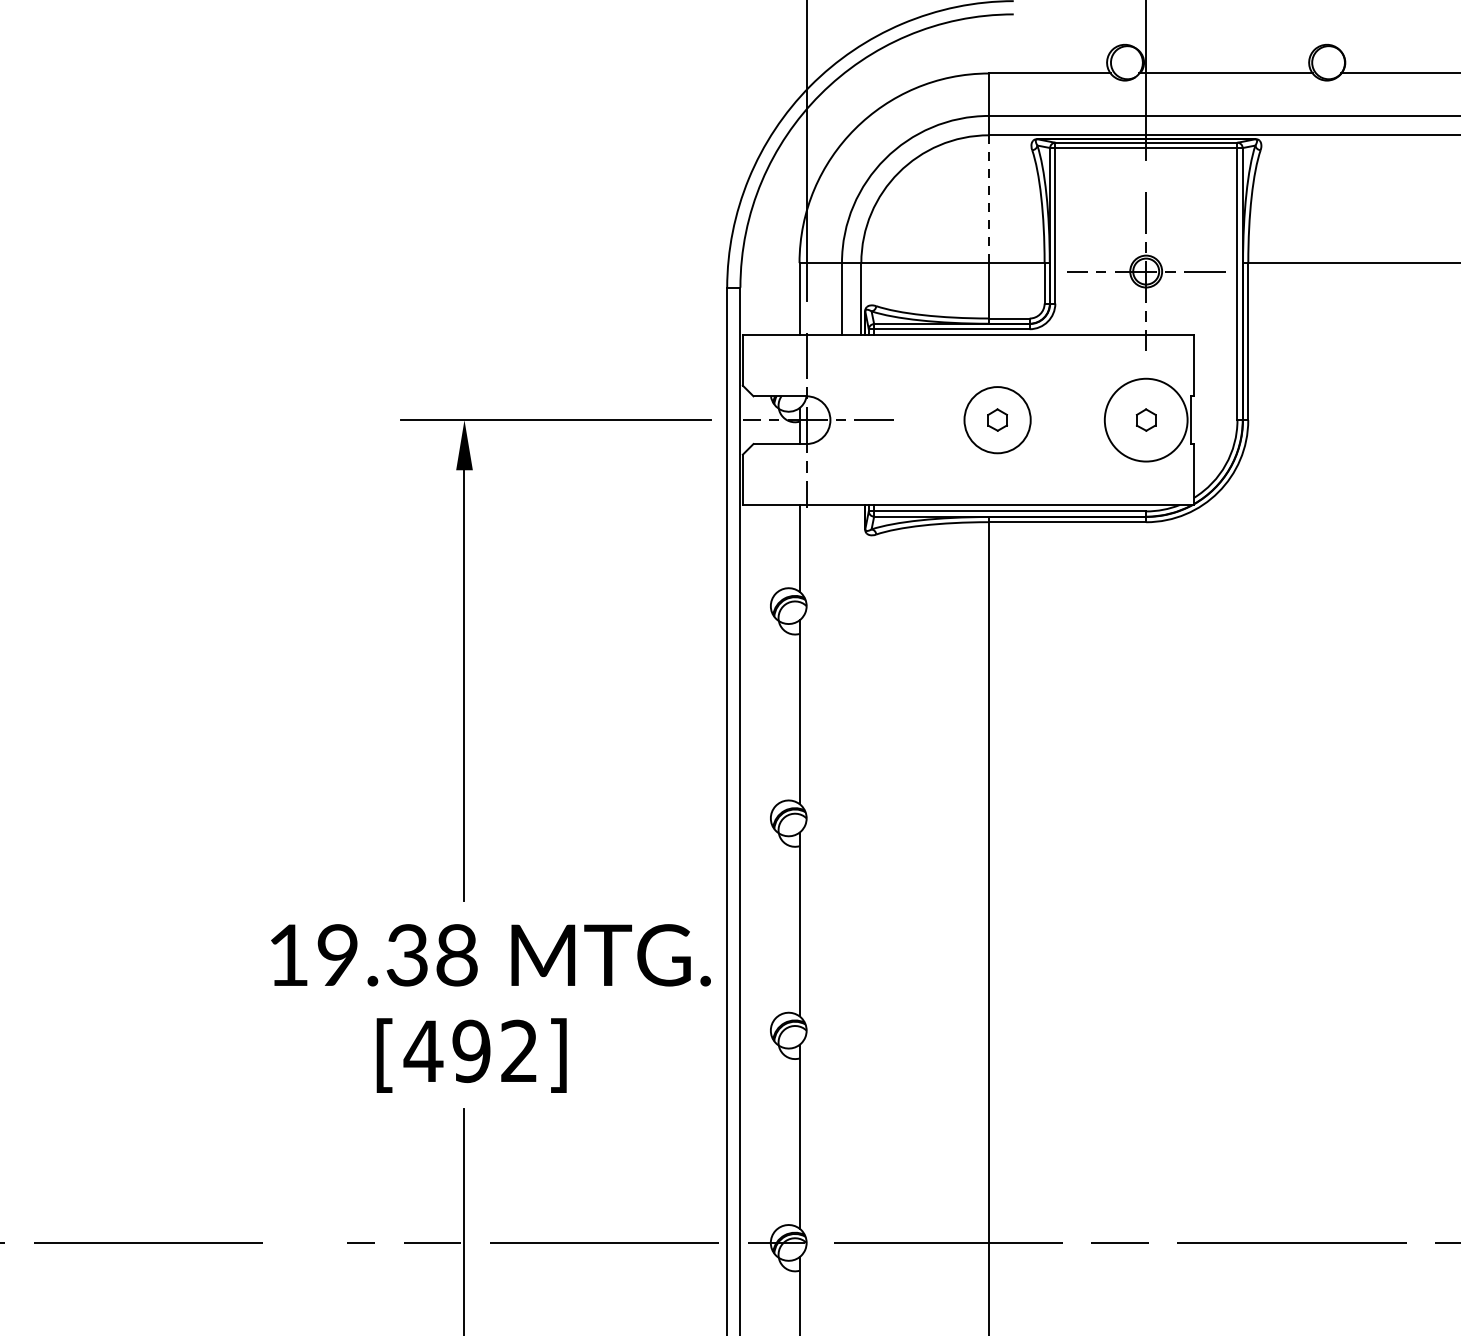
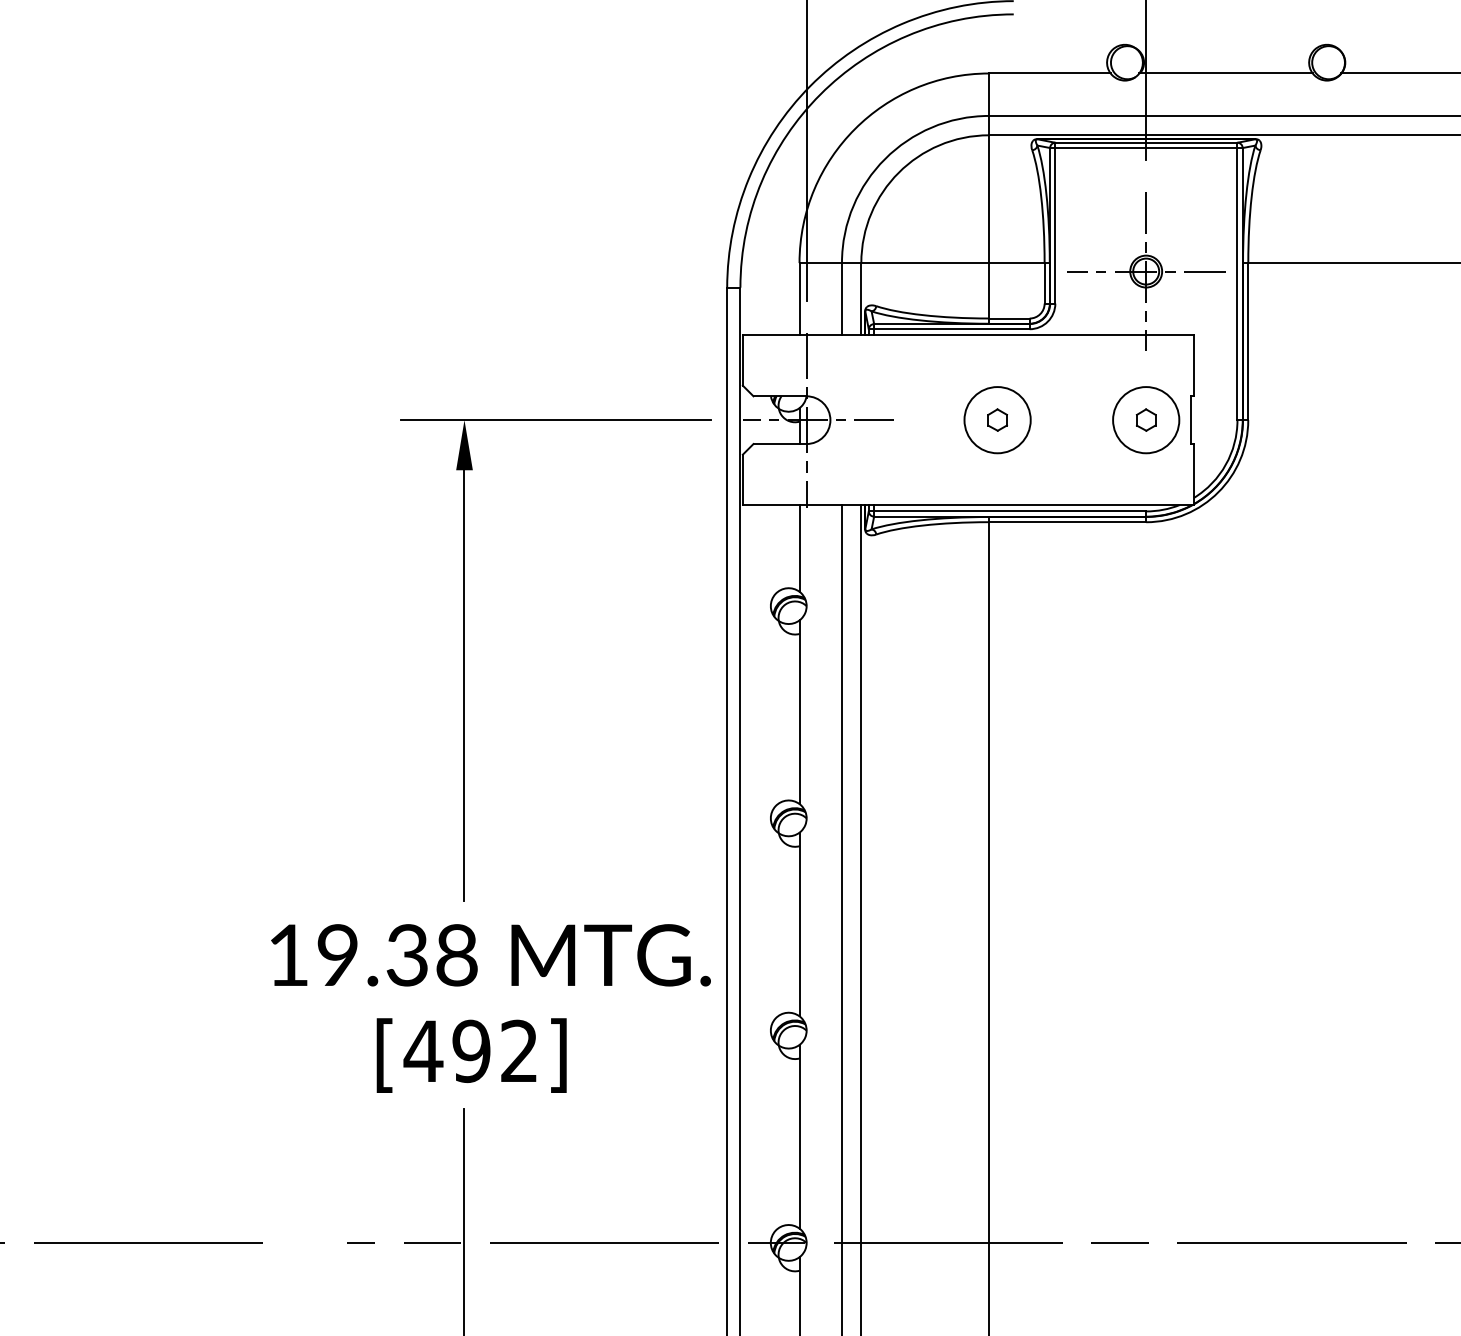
line: dashed -> solid (989, 198)
circle diameter: 83 px -> 66 px (1146, 420)
line: none -> present (841, 918)
line: none -> present (861, 918)
